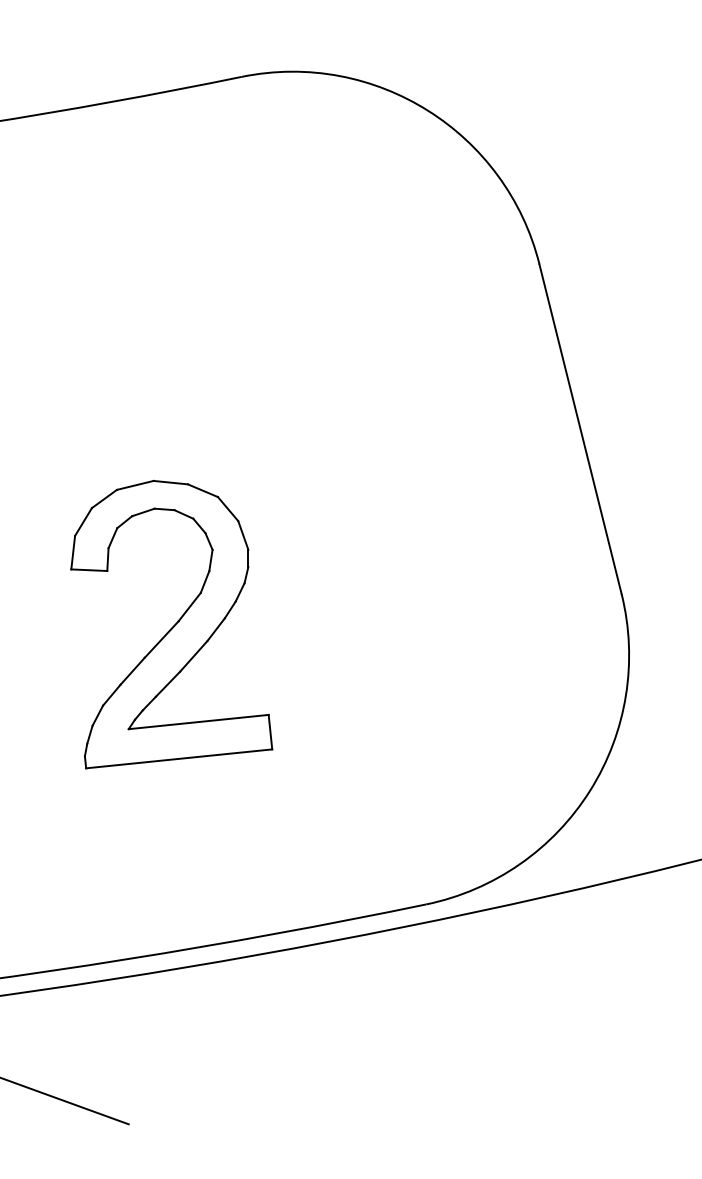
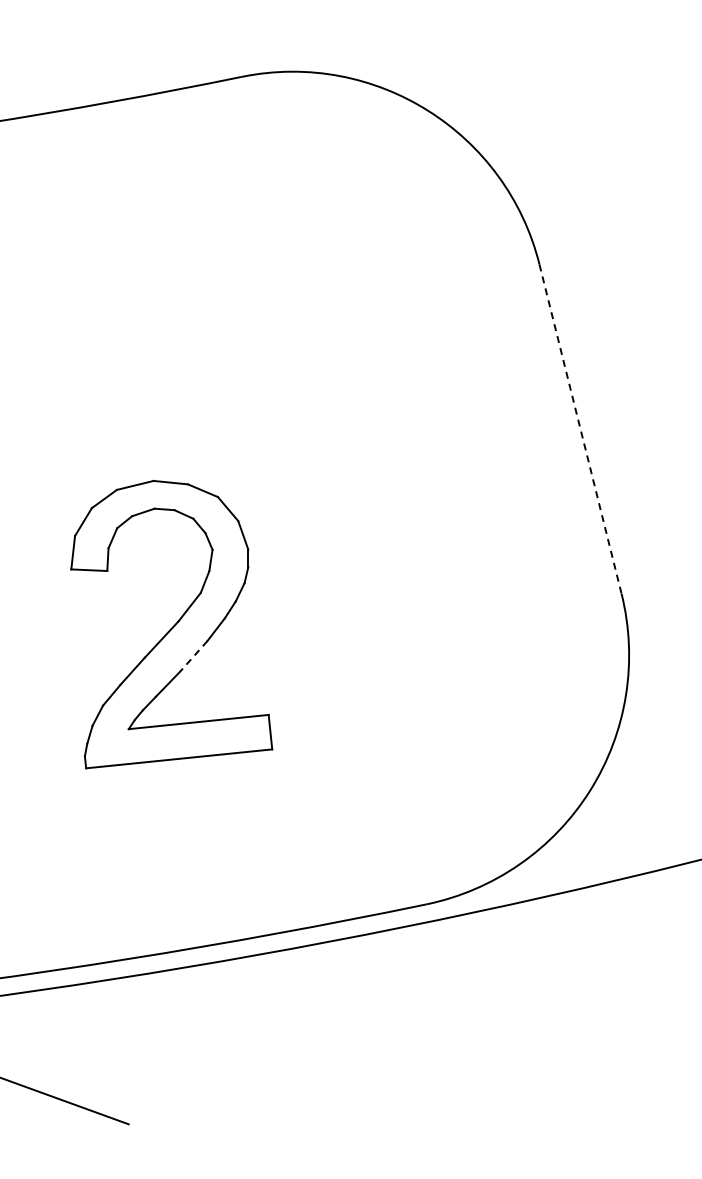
line: solid -> dashed (580, 429)
line: solid -> dashed (193, 656)
